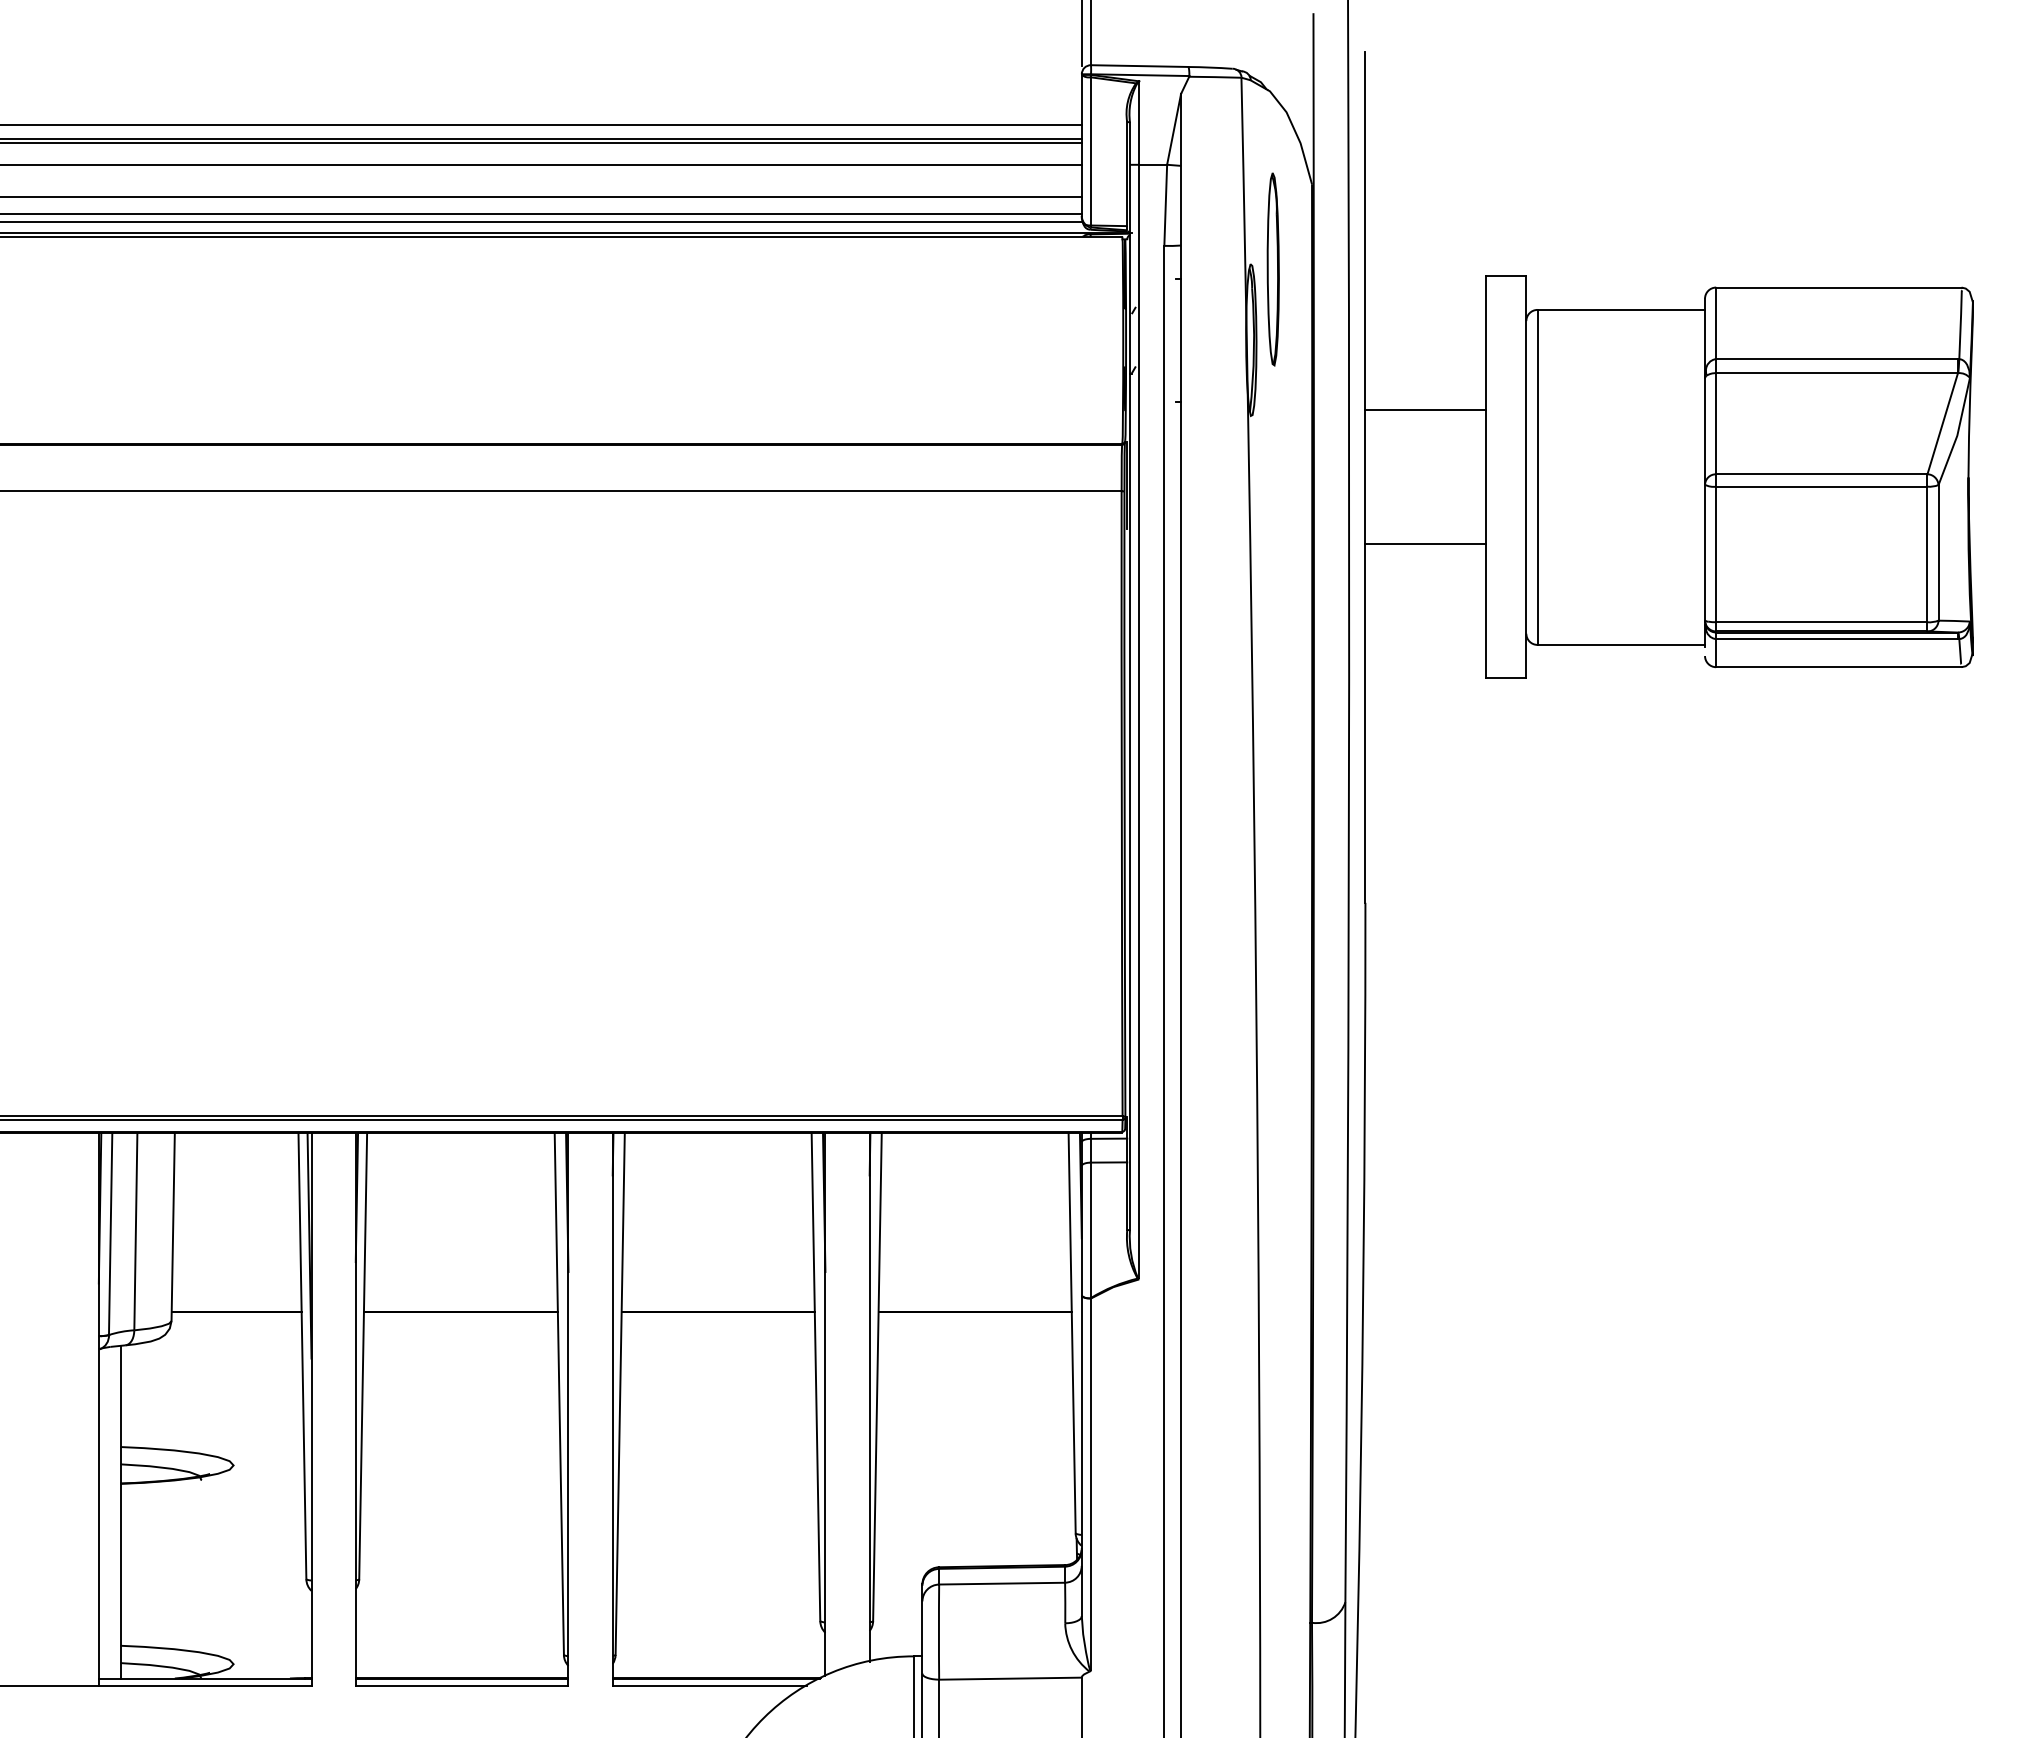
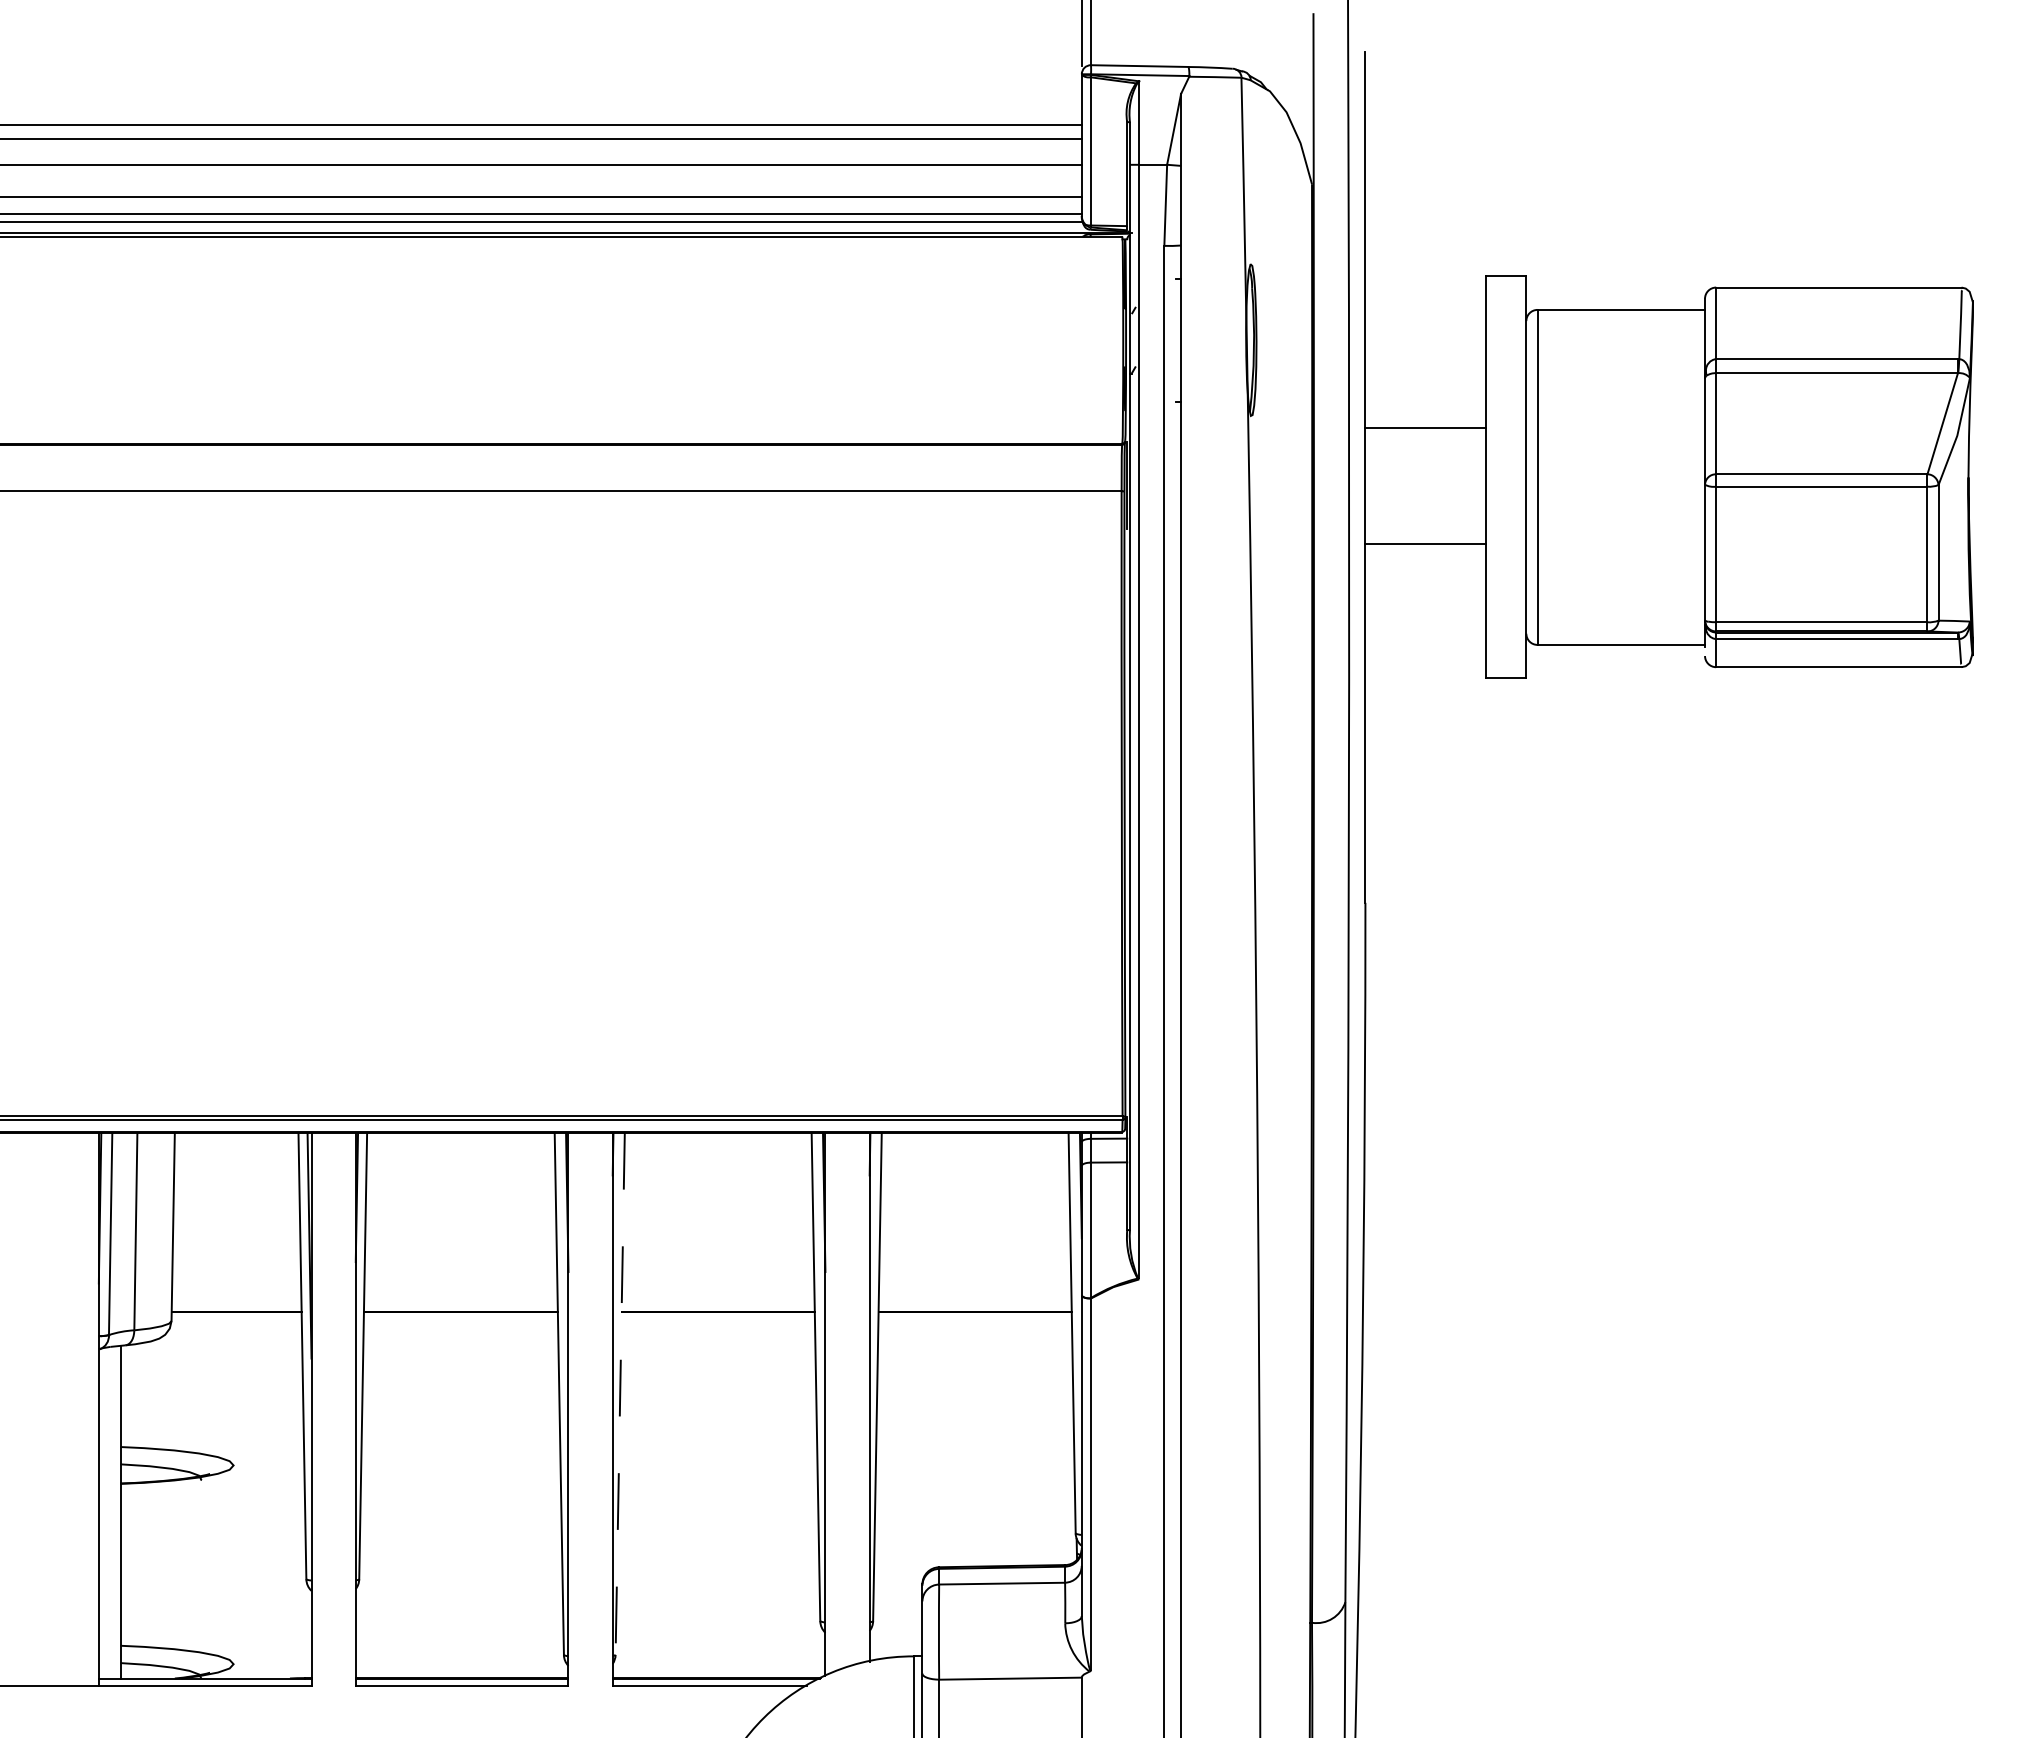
line: present -> none (541, 142)
part: present -> none (1272, 269)
line position: (1425, 410) -> (1425, 428) (1425, 428)
line: solid -> dashed (620, 1394)
